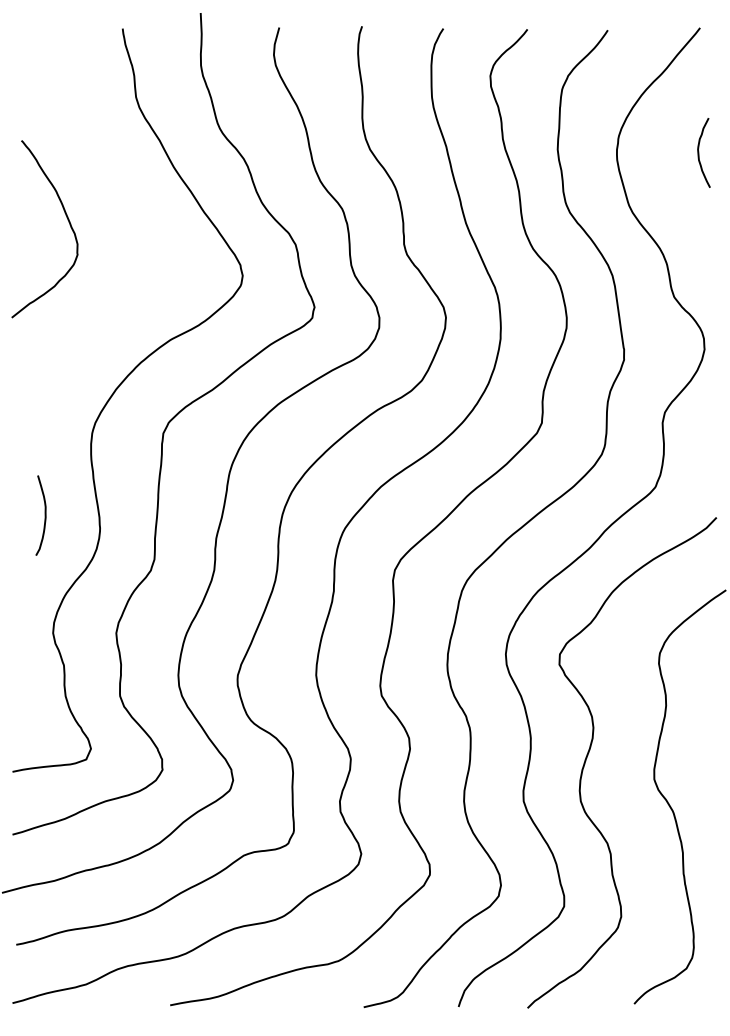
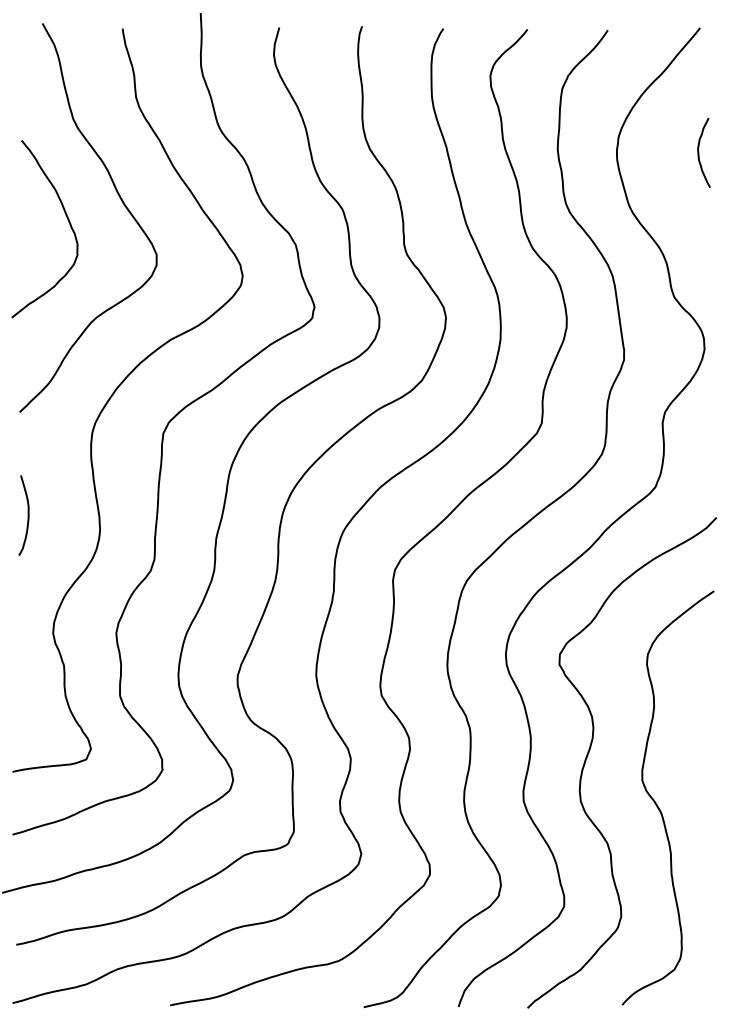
curve: none -> present (118, 196)
curve position: (44, 515) -> (27, 515) (27, 515)
curve position: (668, 801) -> (656, 802) (656, 802)
